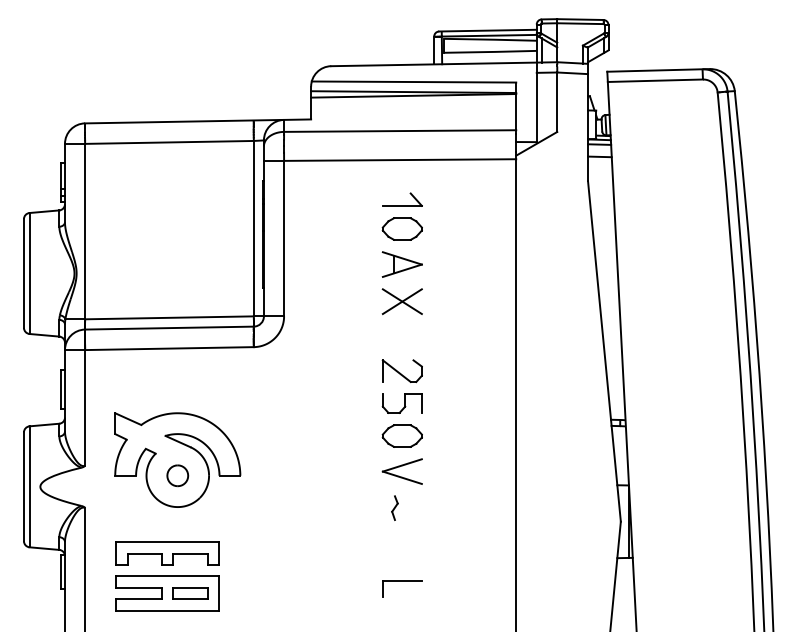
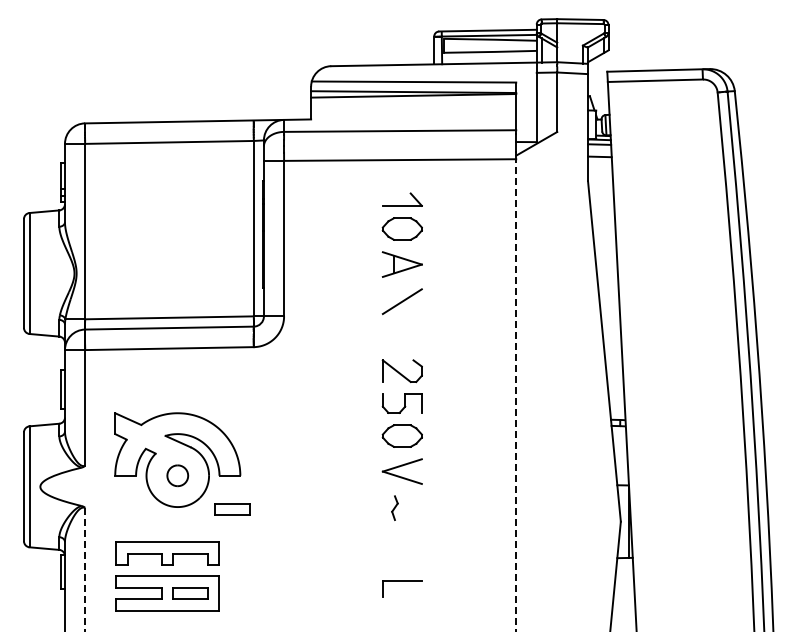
line: present -> none (401, 301)
line: solid -> dashed (516, 393)
part: none -> present (232, 509)
line: solid -> dashed (85, 569)
